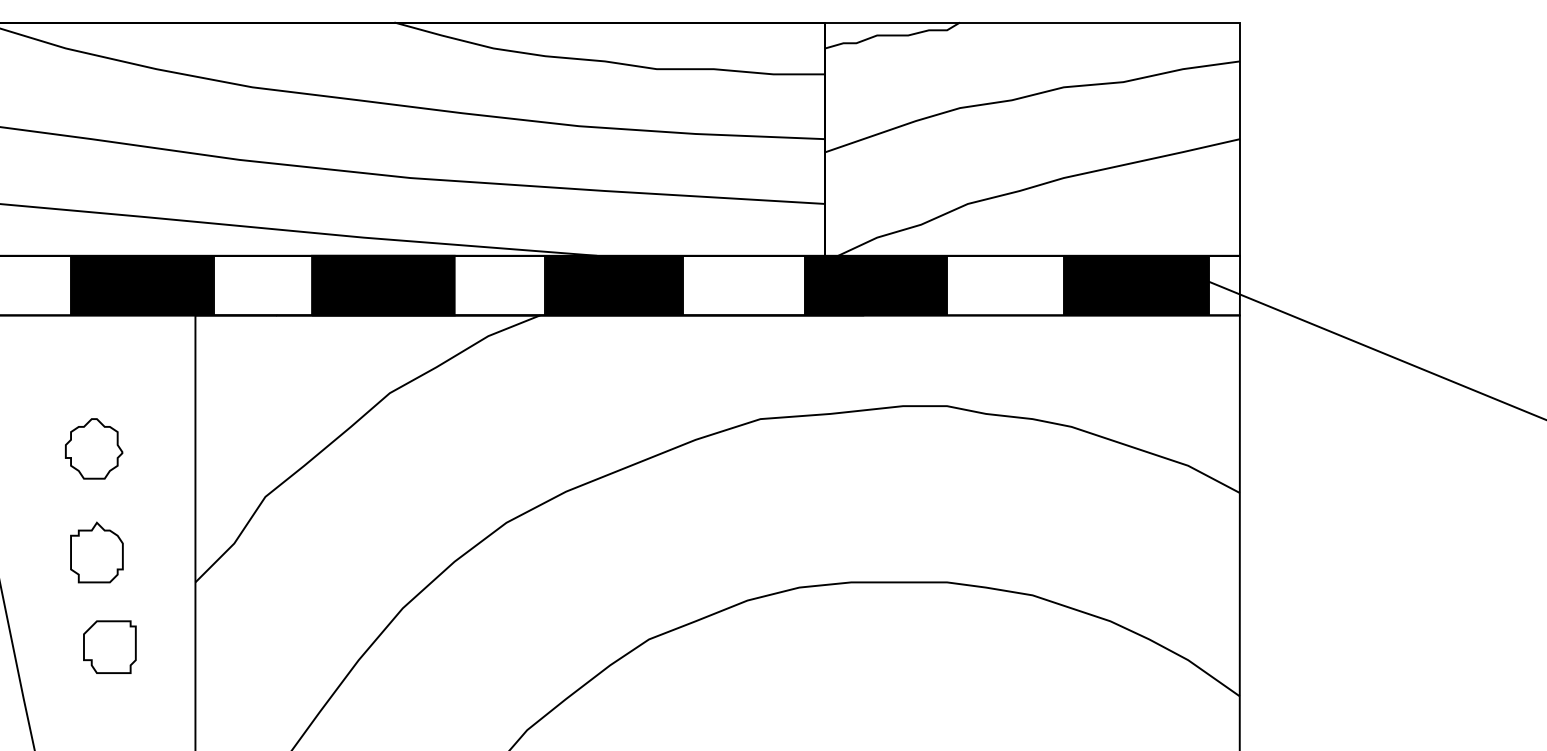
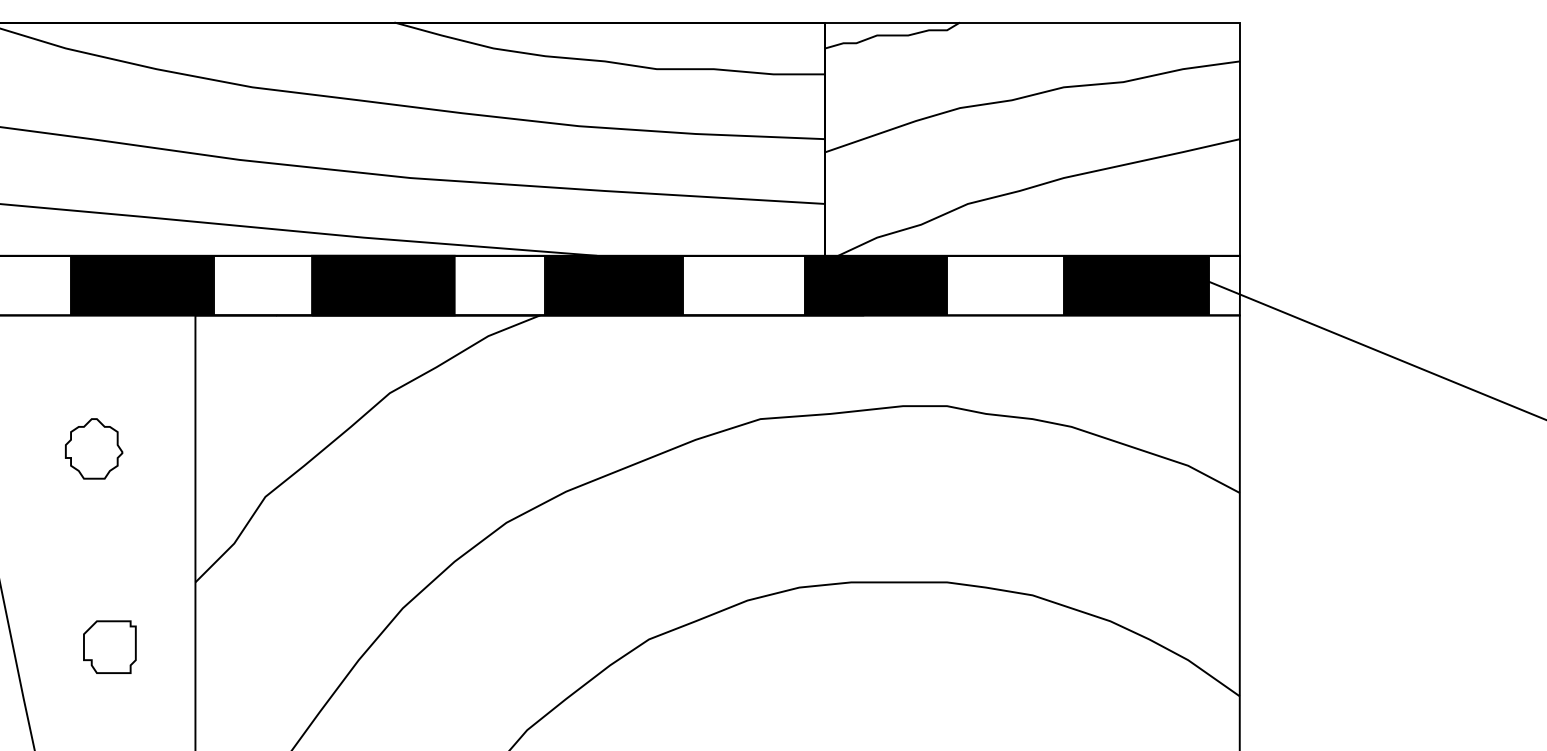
part: present -> none (96, 552)
